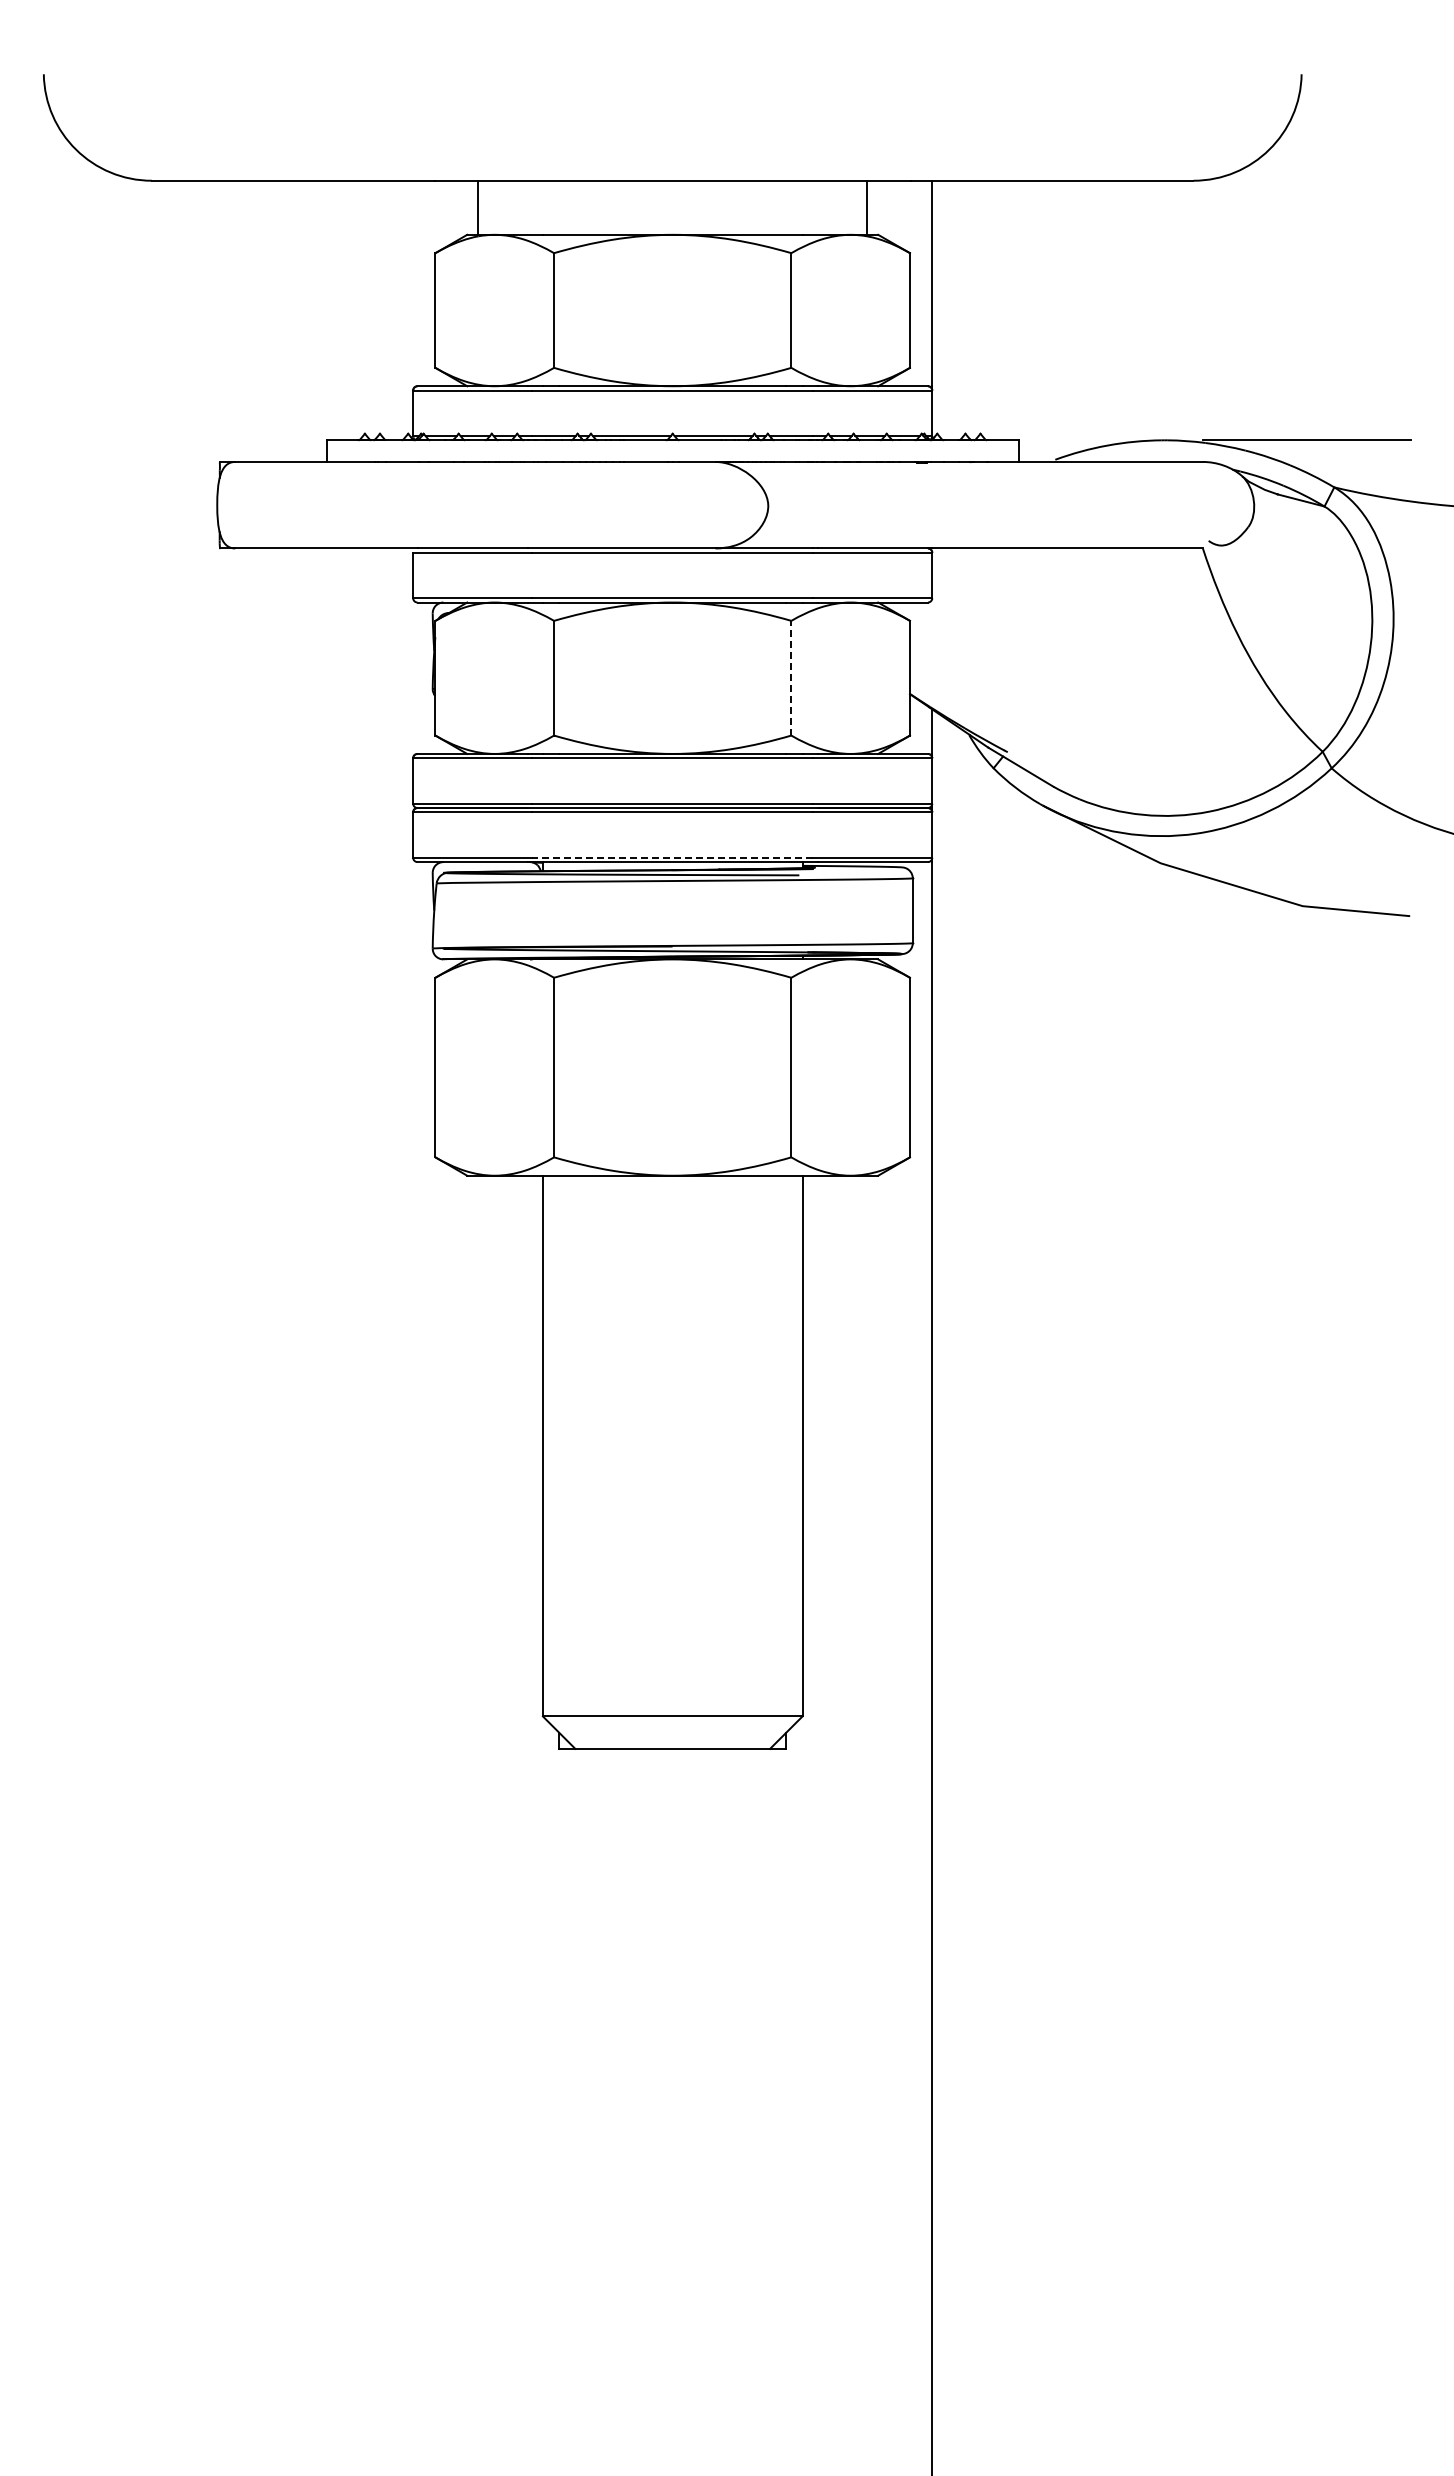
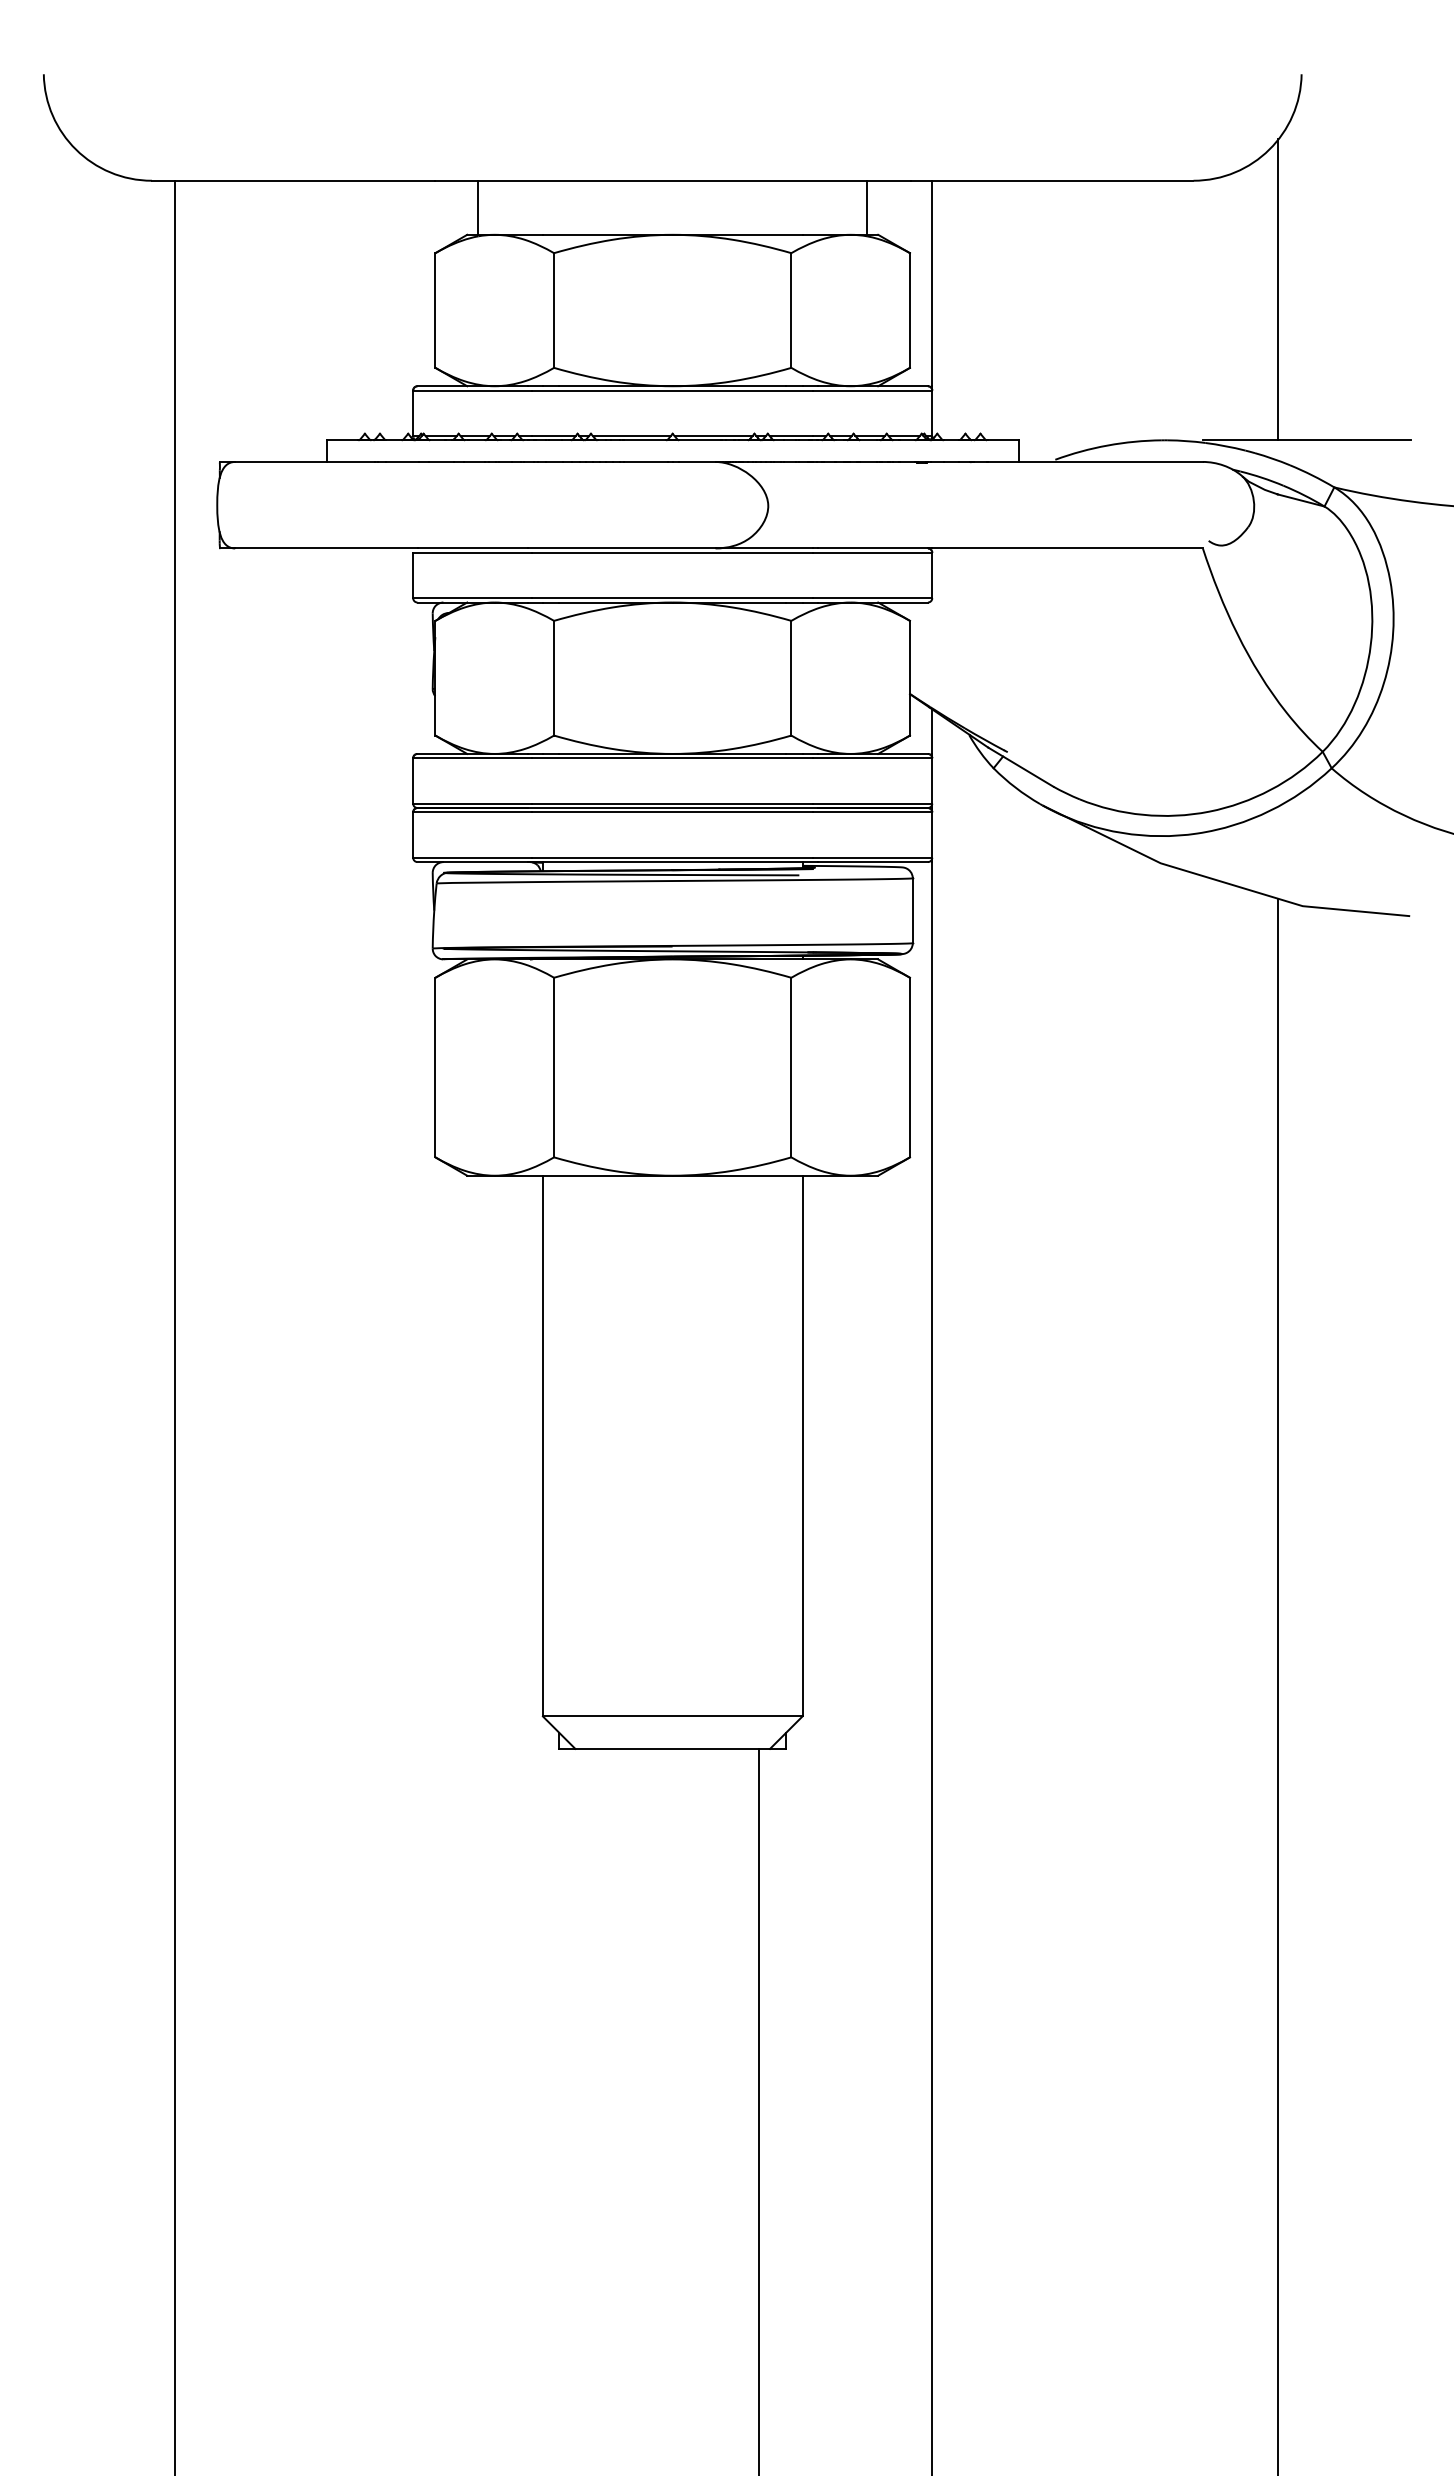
line: none -> present (1278, 289)
line: dashed -> solid (791, 677)
line: dashed -> solid (672, 857)
line: none -> present (175, 1326)
line: none -> present (1278, 1685)
line: none -> present (759, 2110)
